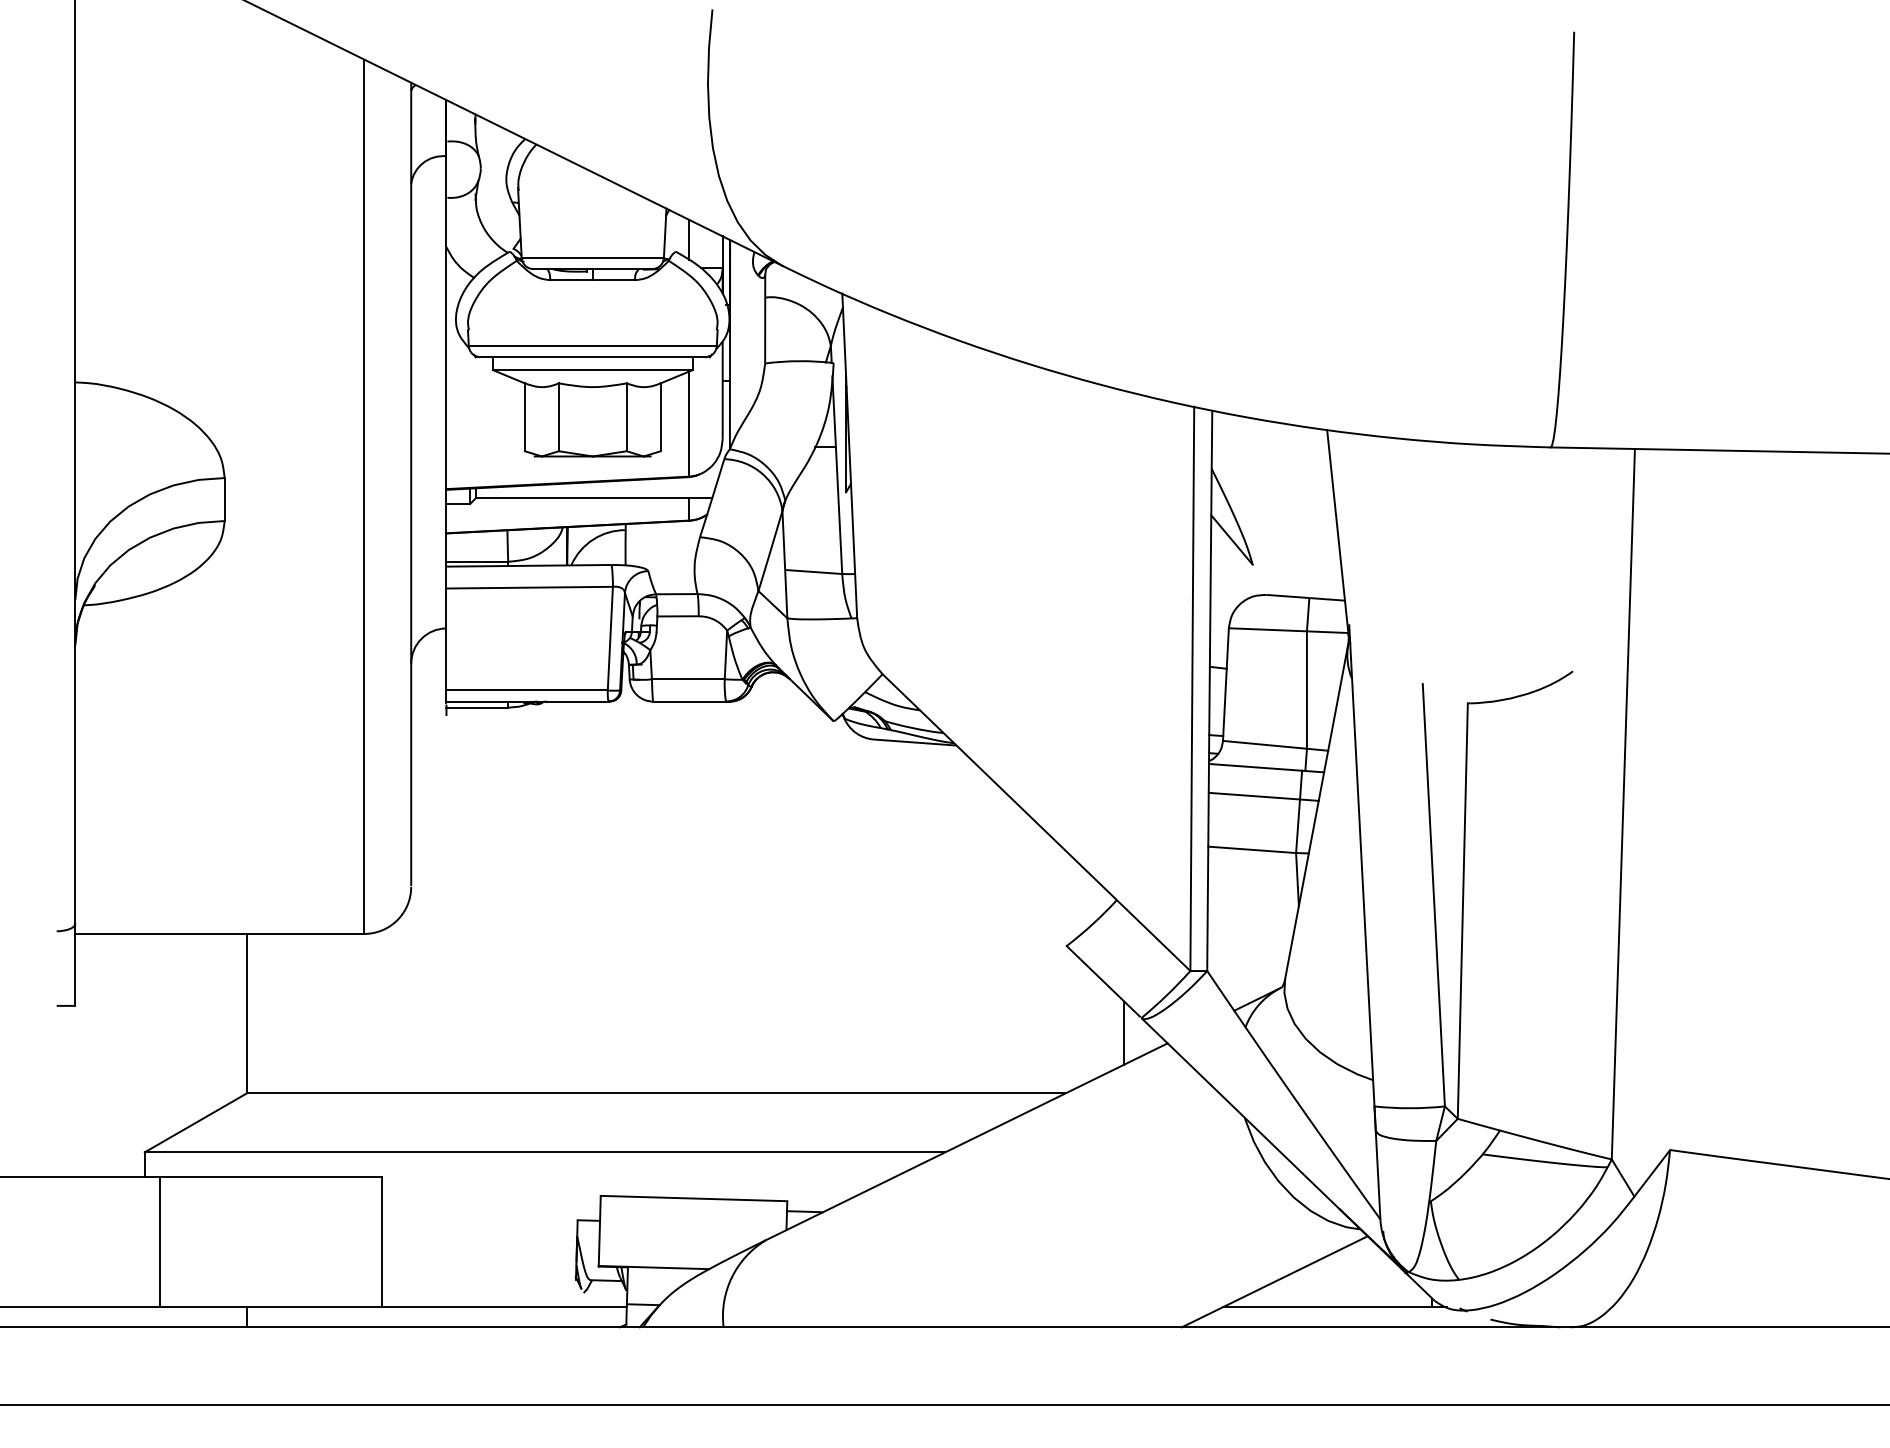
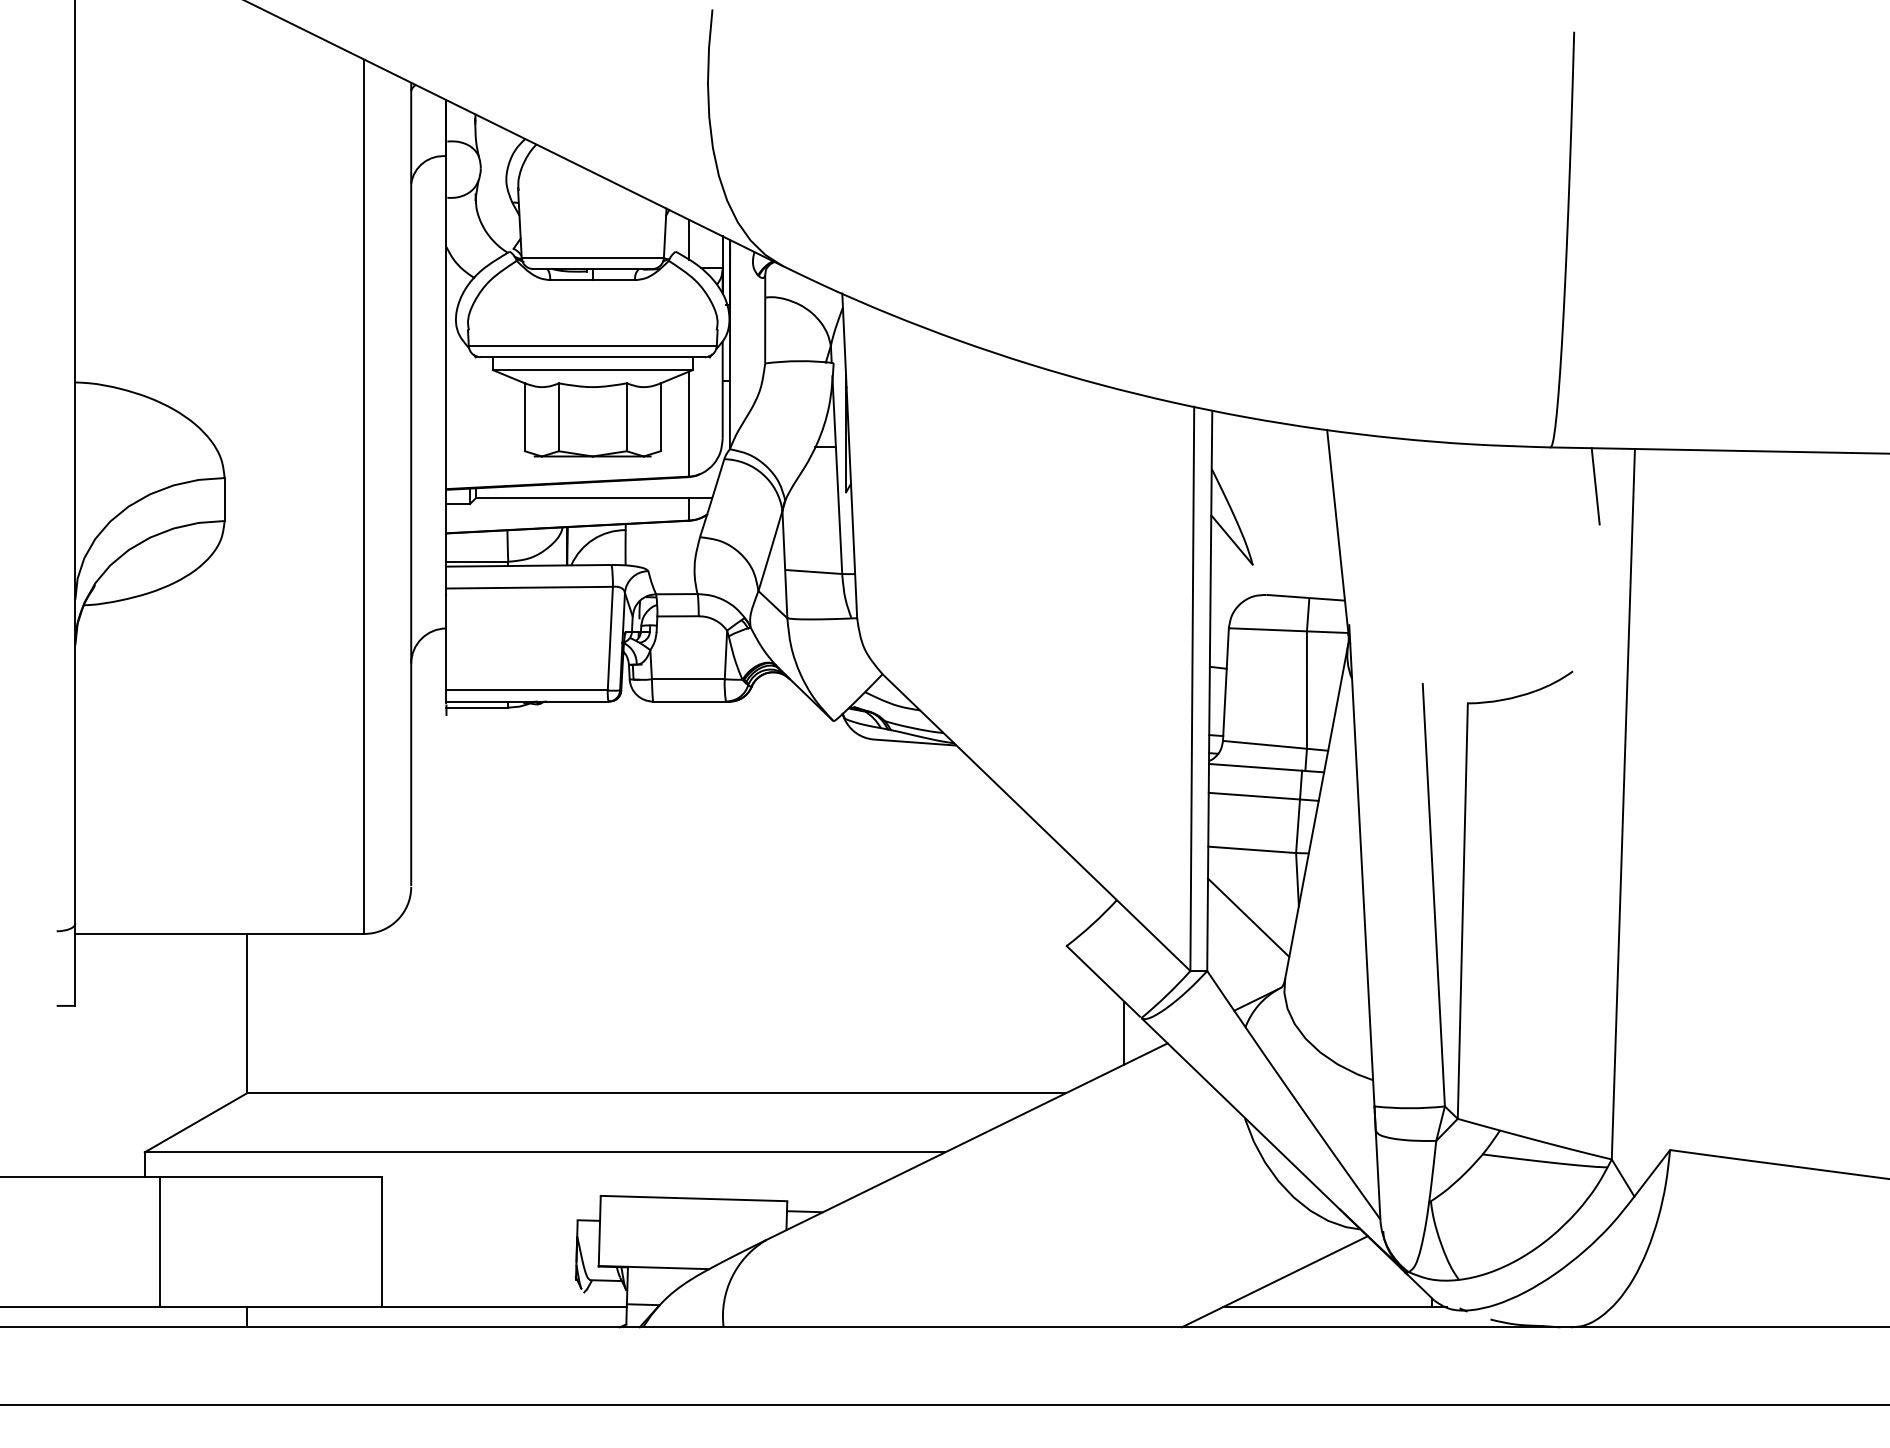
line: none -> present (1595, 486)
line: none -> present (1248, 917)
